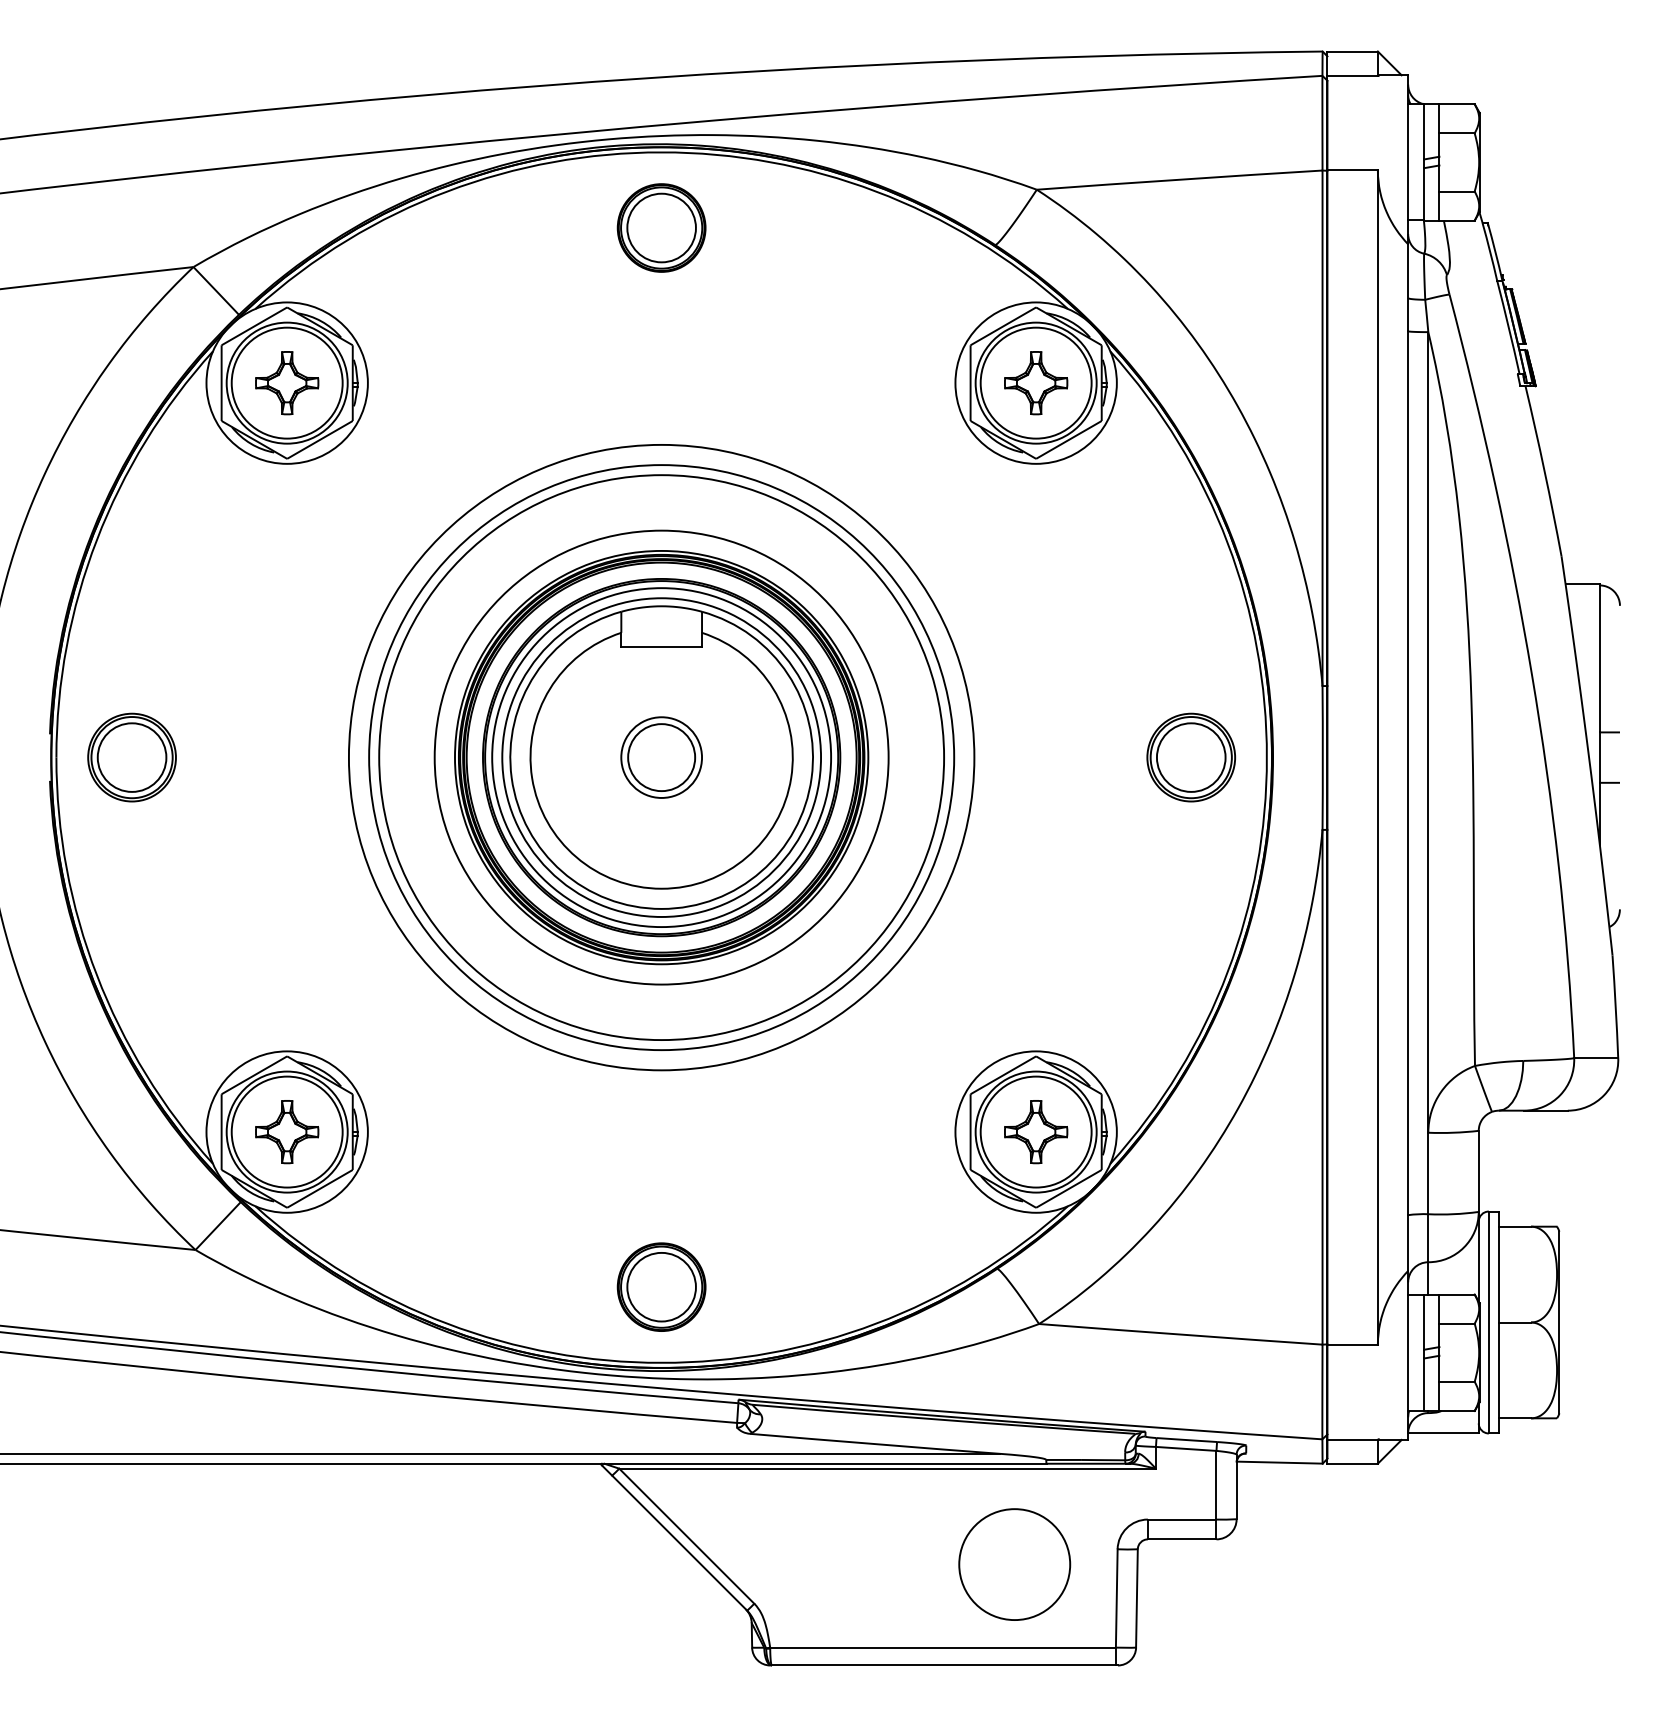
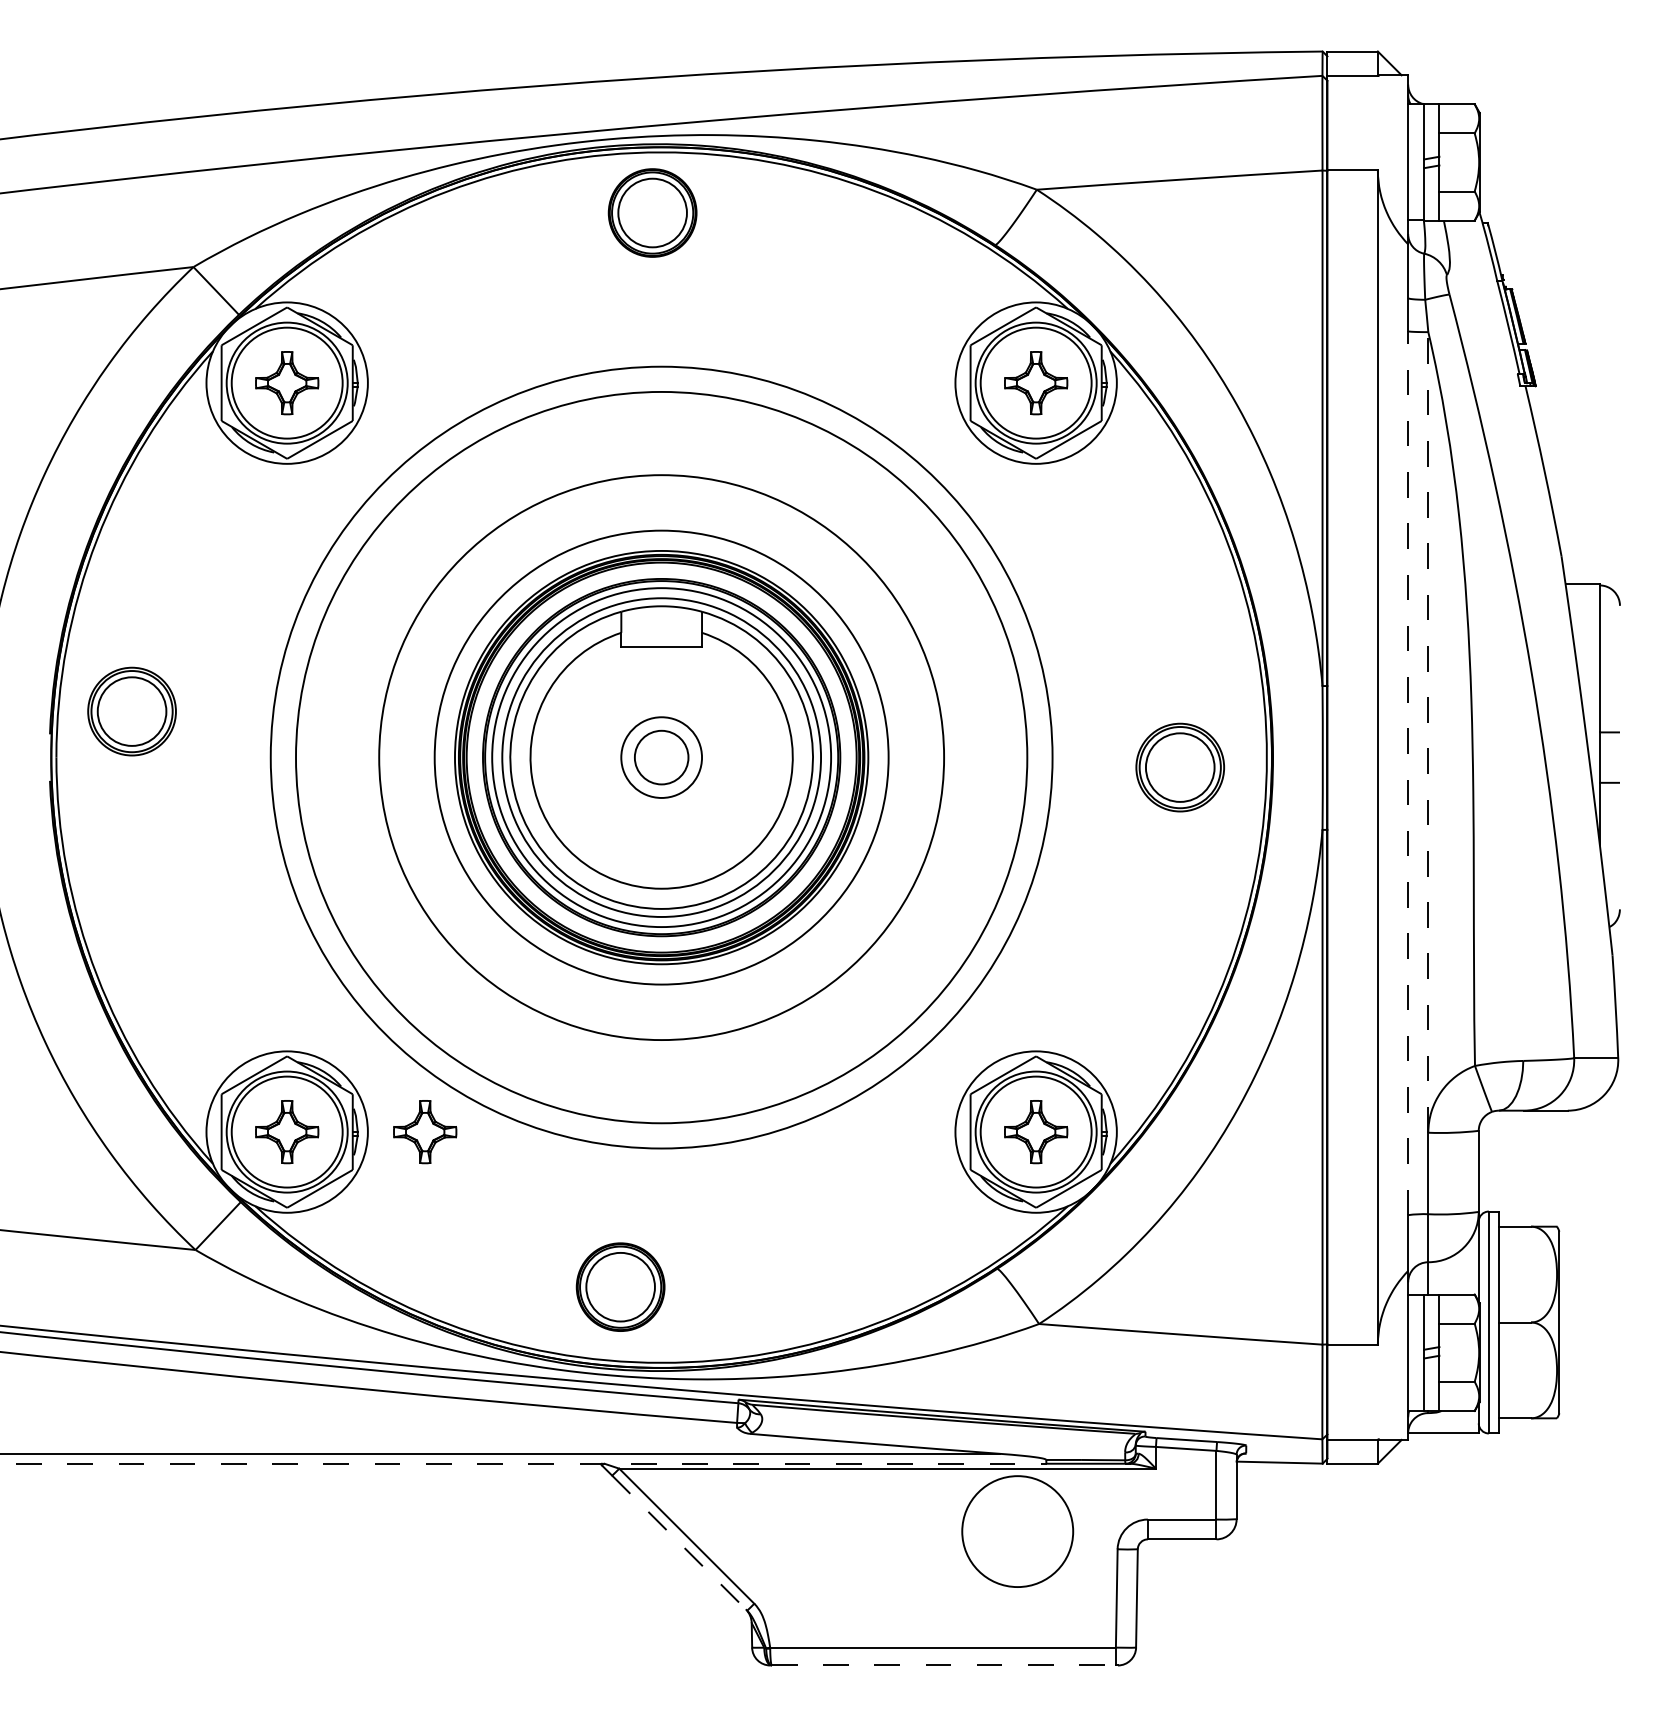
part position: (661, 227) -> (652, 212) (652, 212)
line: solid -> dashed (1428, 731)
part position: (131, 757) -> (131, 711) (131, 711)
circle diameter: 585 px -> 731 px (661, 757)
circle diameter: 625 px -> 782 px (661, 757)
circle diameter: 67 px -> 54 px (661, 757)
part position: (1191, 757) -> (1180, 767) (1180, 767)
line: solid -> dashed (1408, 773)
part: none -> present (425, 1132)
part position: (661, 1286) -> (620, 1286) (620, 1286)
line: solid -> dashed (523, 1463)
line: solid -> dashed (680, 1543)
circle position: (1014, 1564) -> (1017, 1531) (1017, 1531)
line: solid -> dashed (944, 1665)
